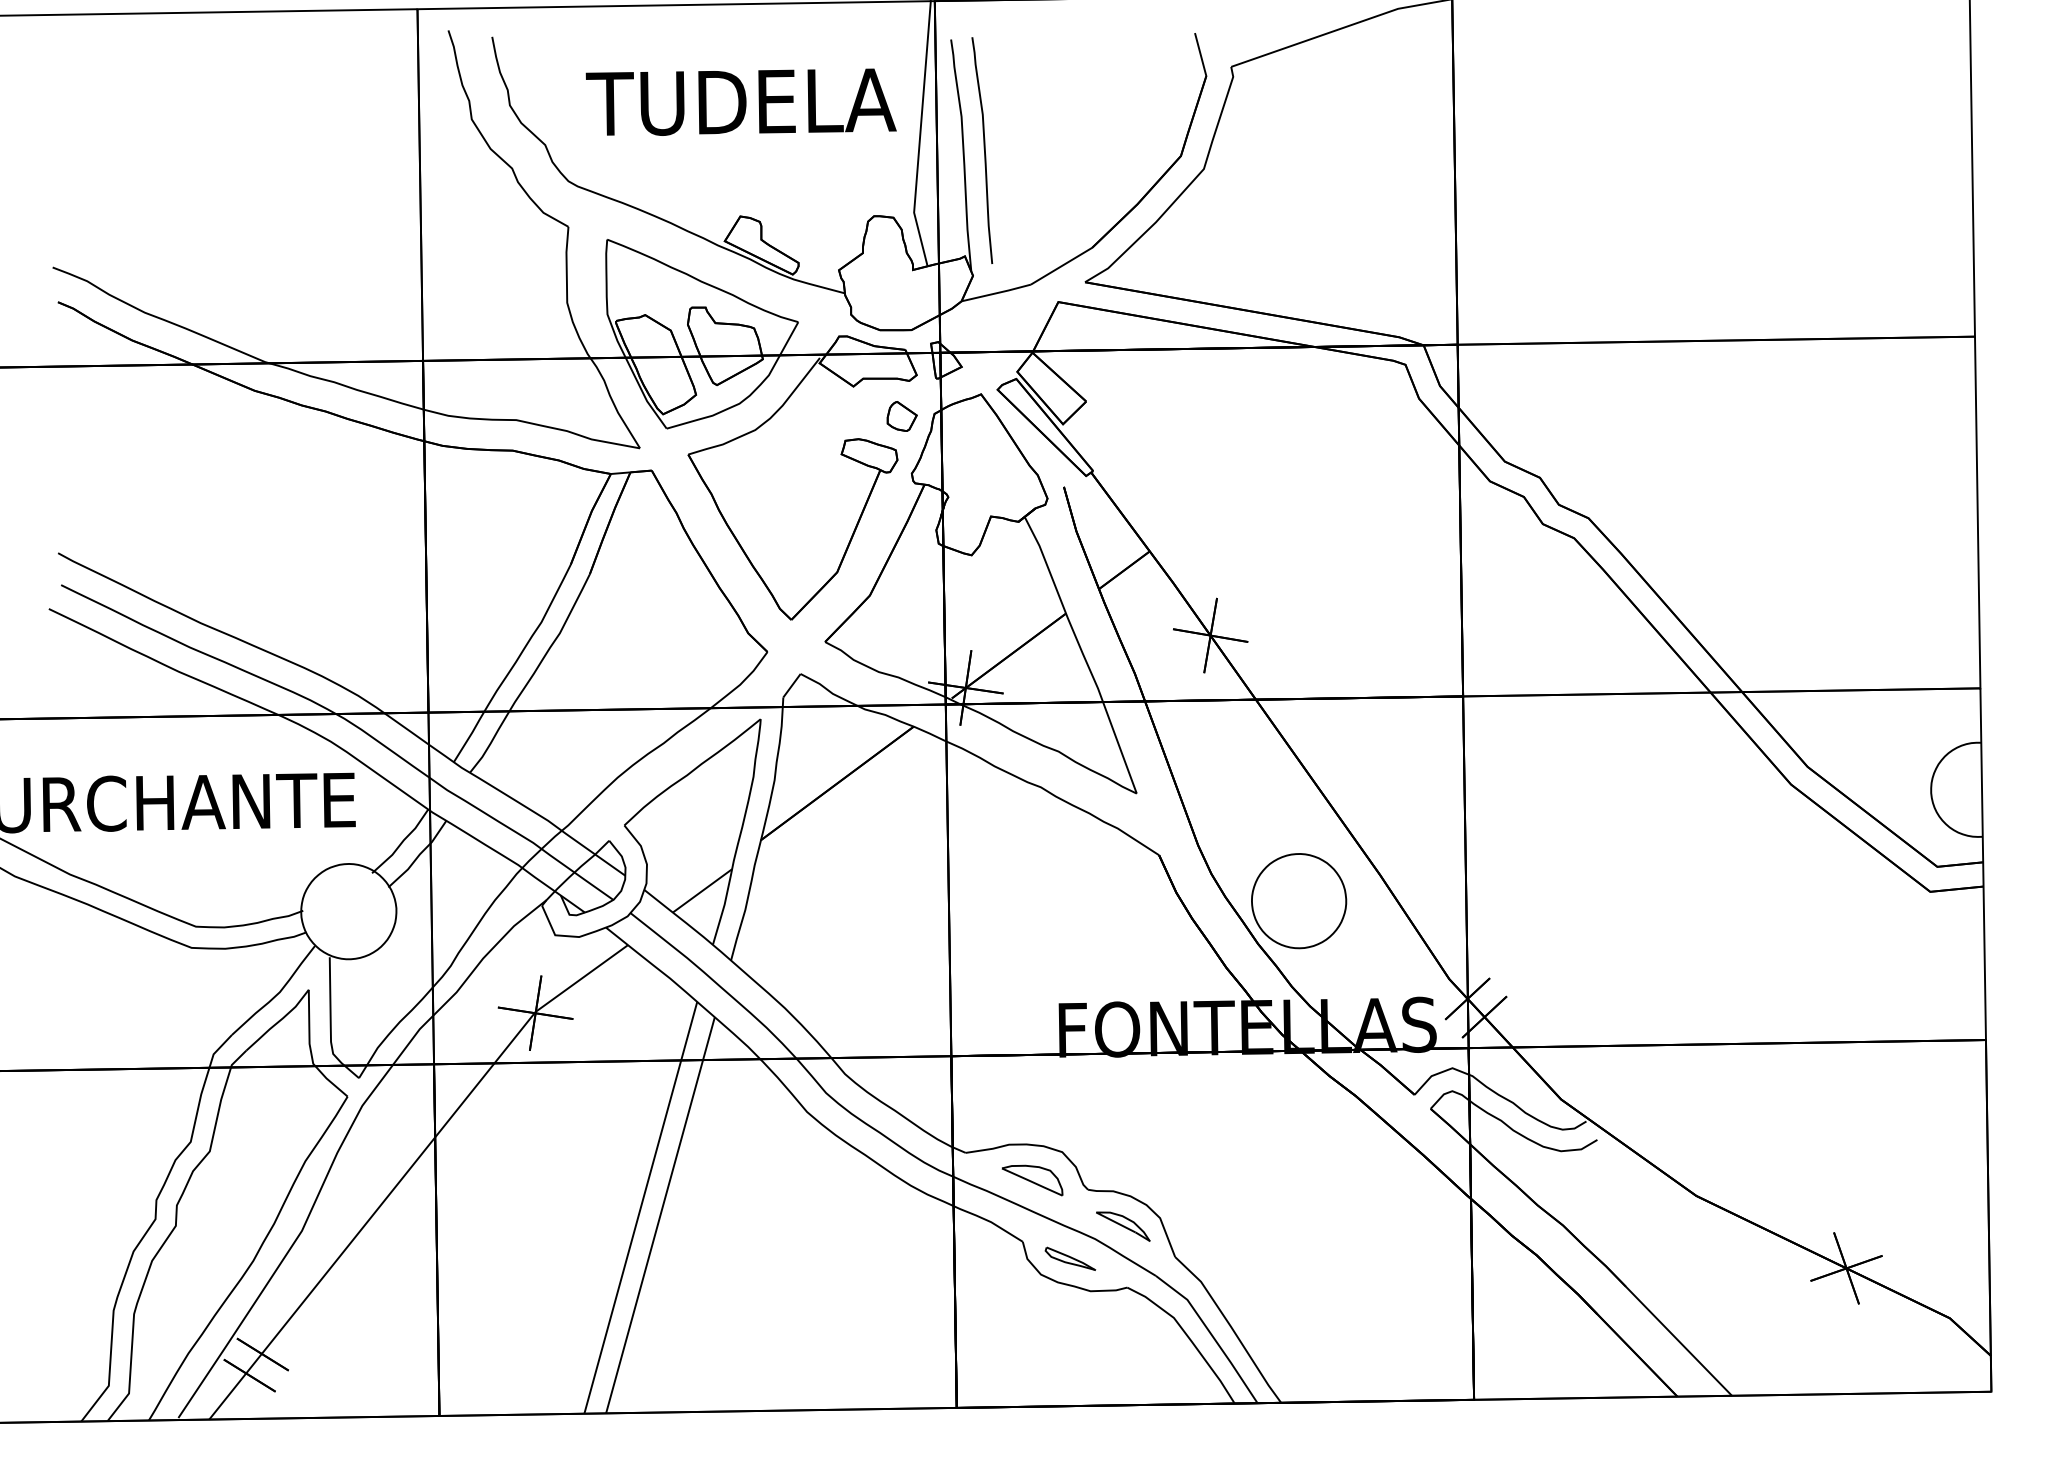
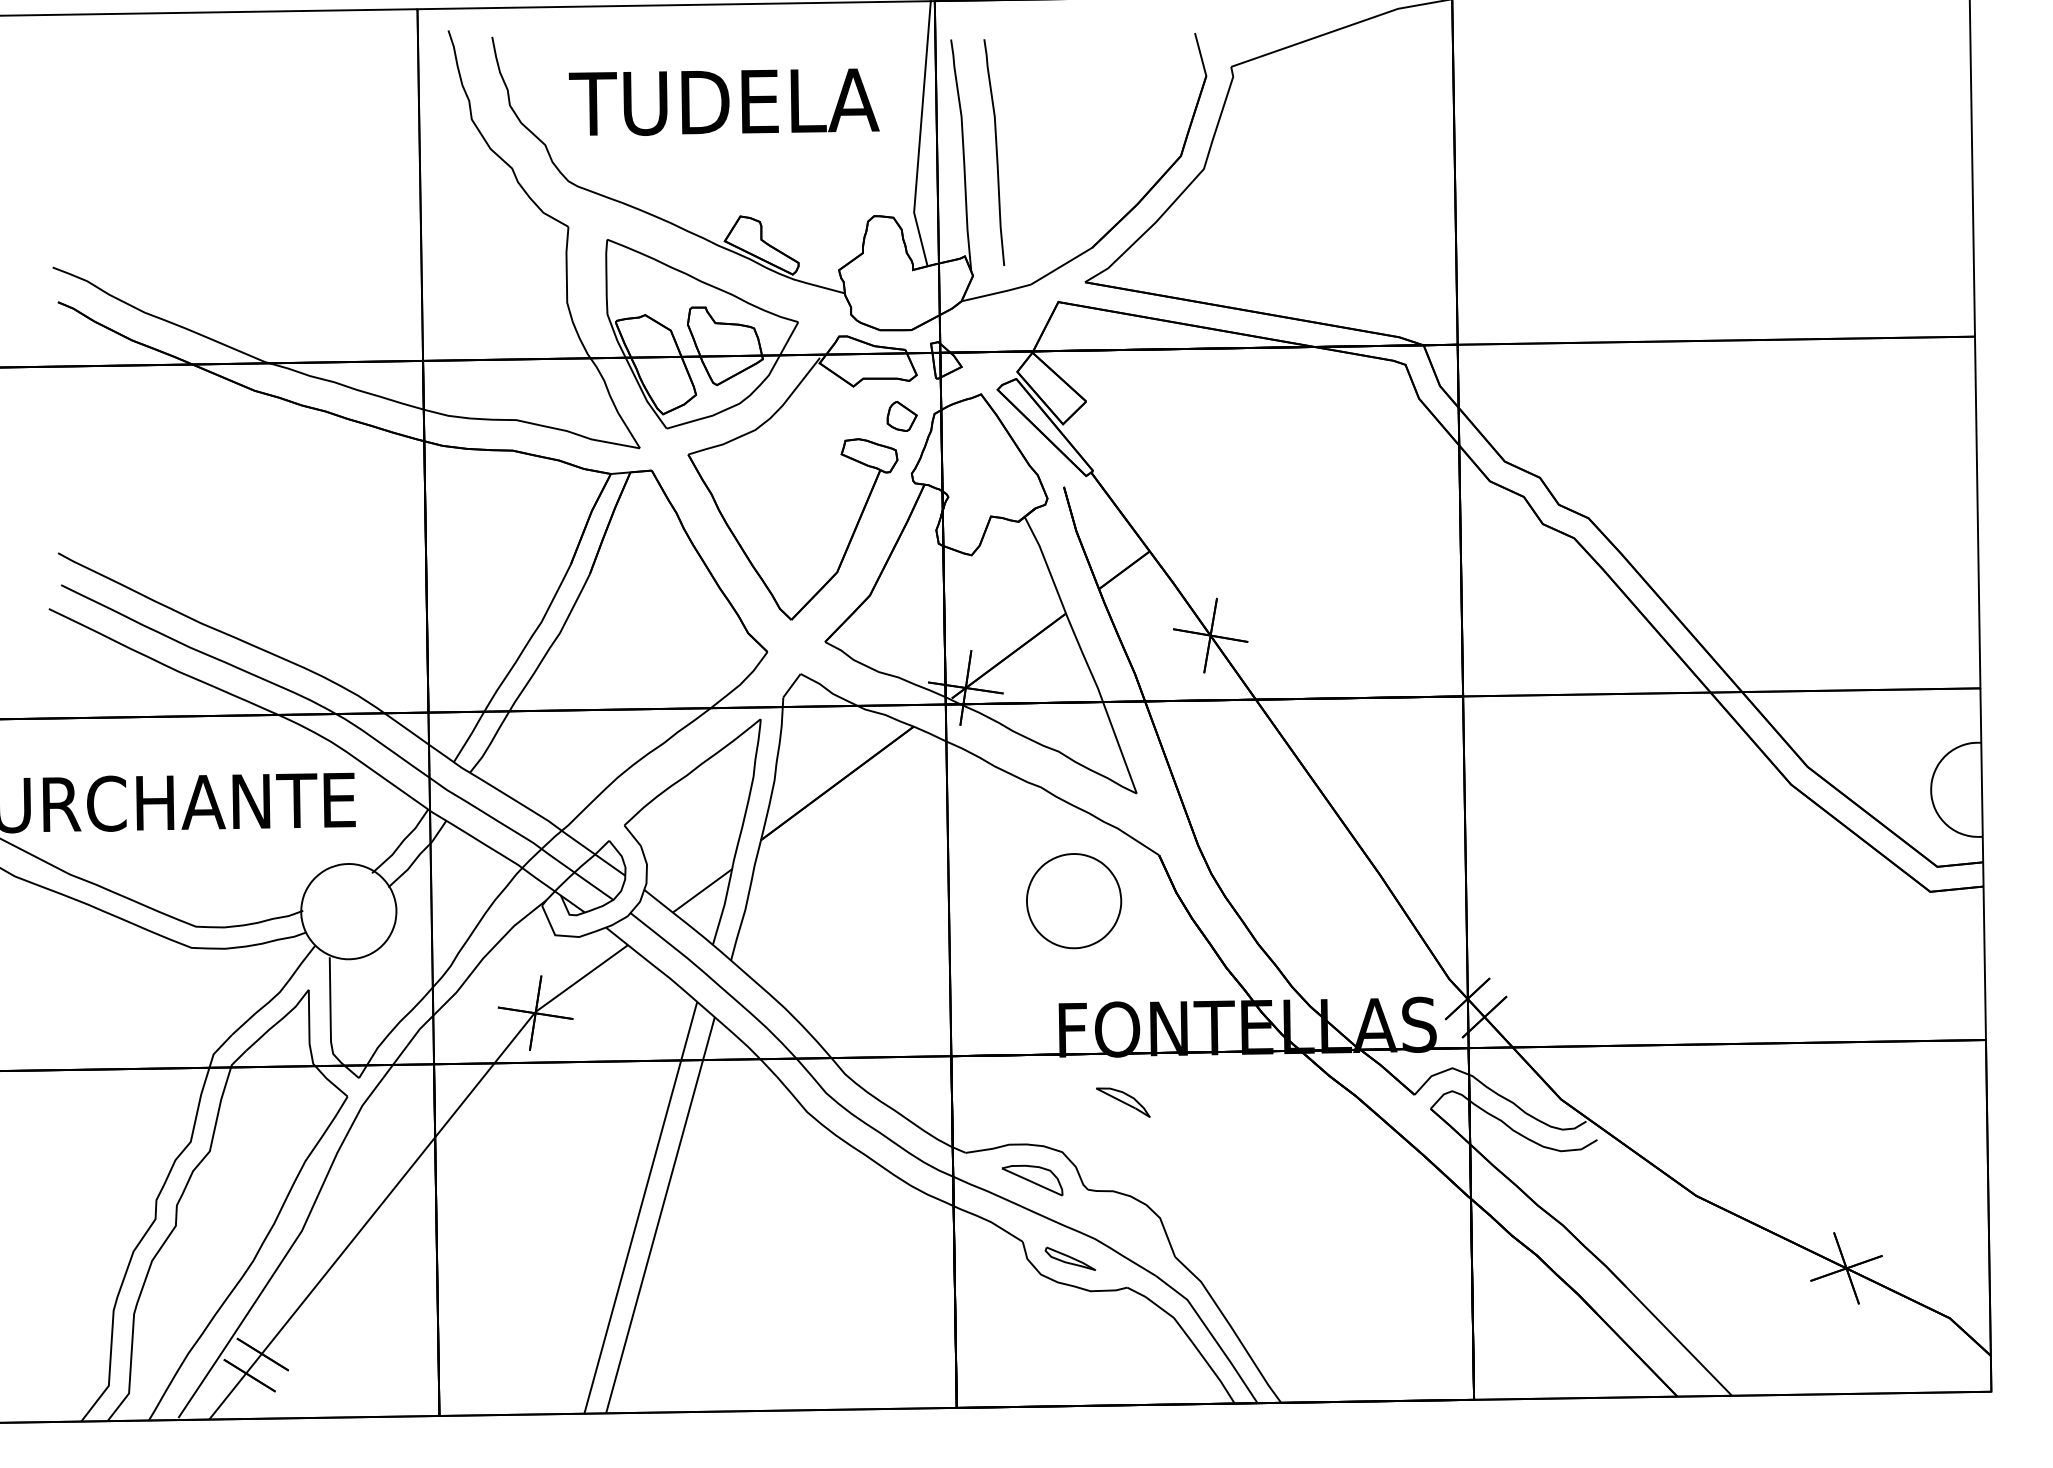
text position: (740, 101) -> (723, 101) (723, 101)
curve position: (984, 150) -> (996, 152) (996, 152)
part position: (1299, 901) -> (1074, 901) (1074, 901)
part position: (1123, 1226) -> (1123, 1102) (1123, 1102)
